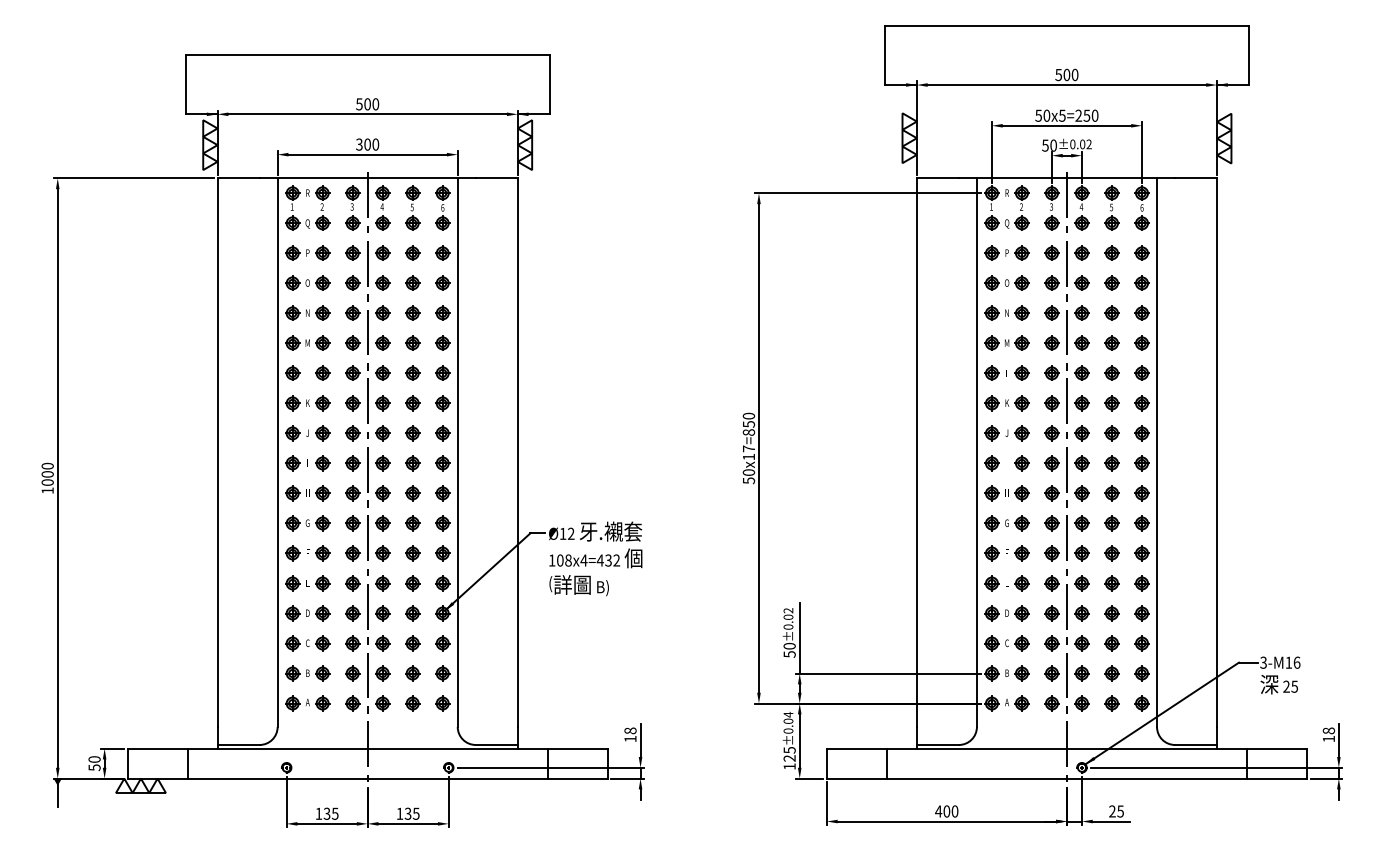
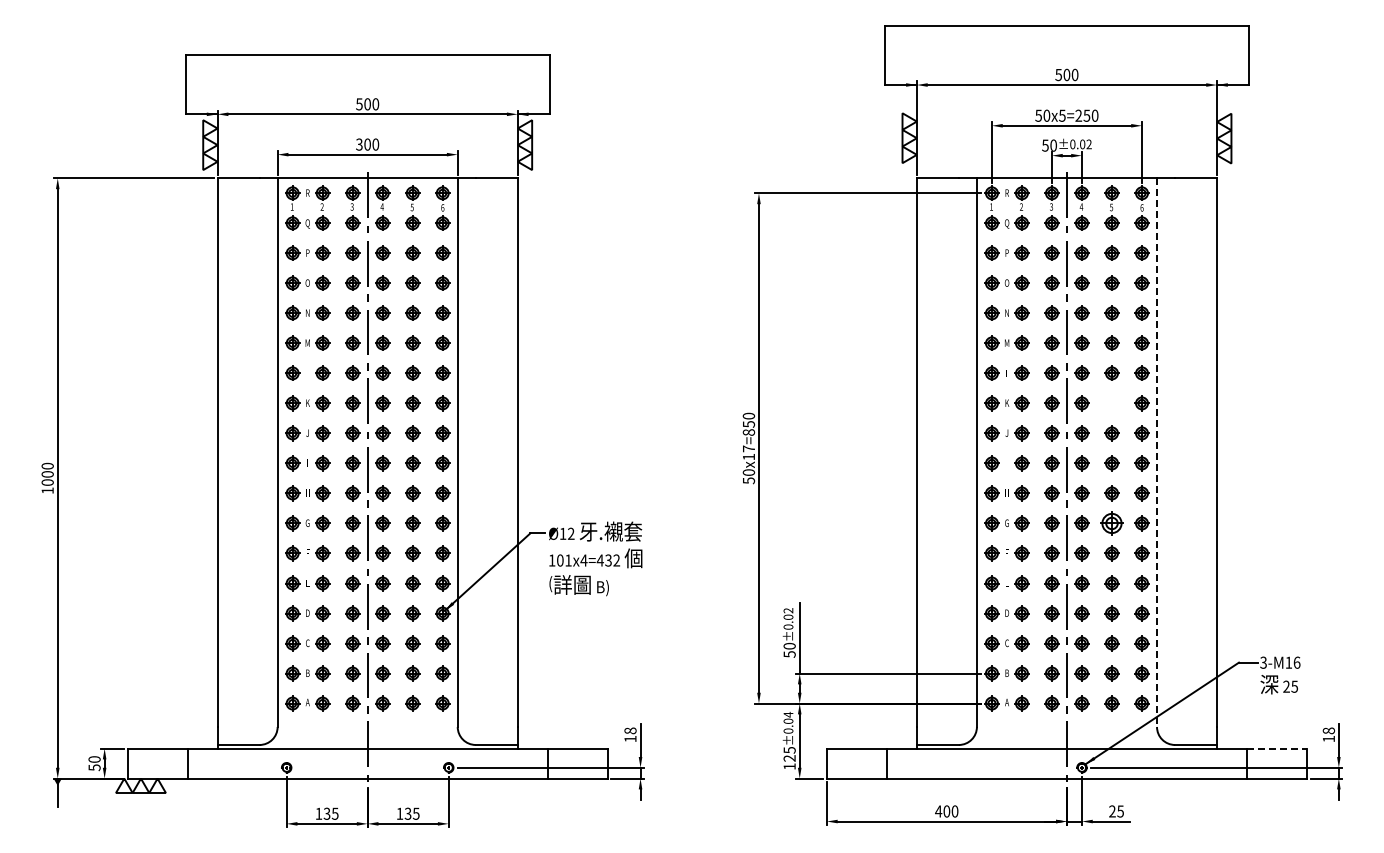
part: present -> none (1111, 403)
line: solid -> dashed (1157, 453)
part size: 16x17 px -> 24x25 px (1111, 523)
text: 108x4=432 -> 101x4=432 (568, 560)
line: solid -> dashed (1277, 748)
